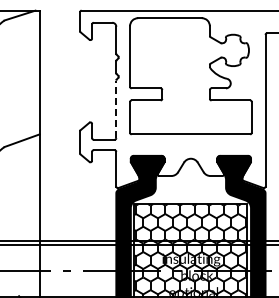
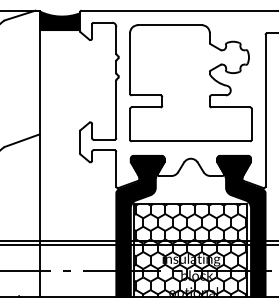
fill: none -> present (59, 20)
part position: (190, 76) -> (190, 83) (190, 83)
line: dashed -> solid (116, 109)
